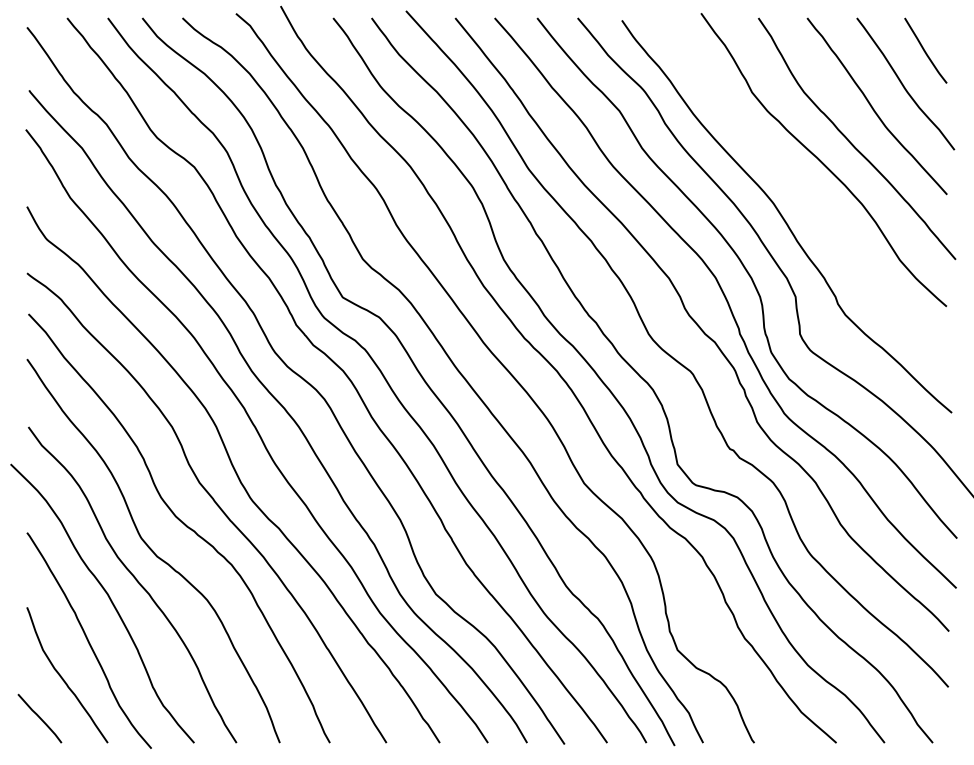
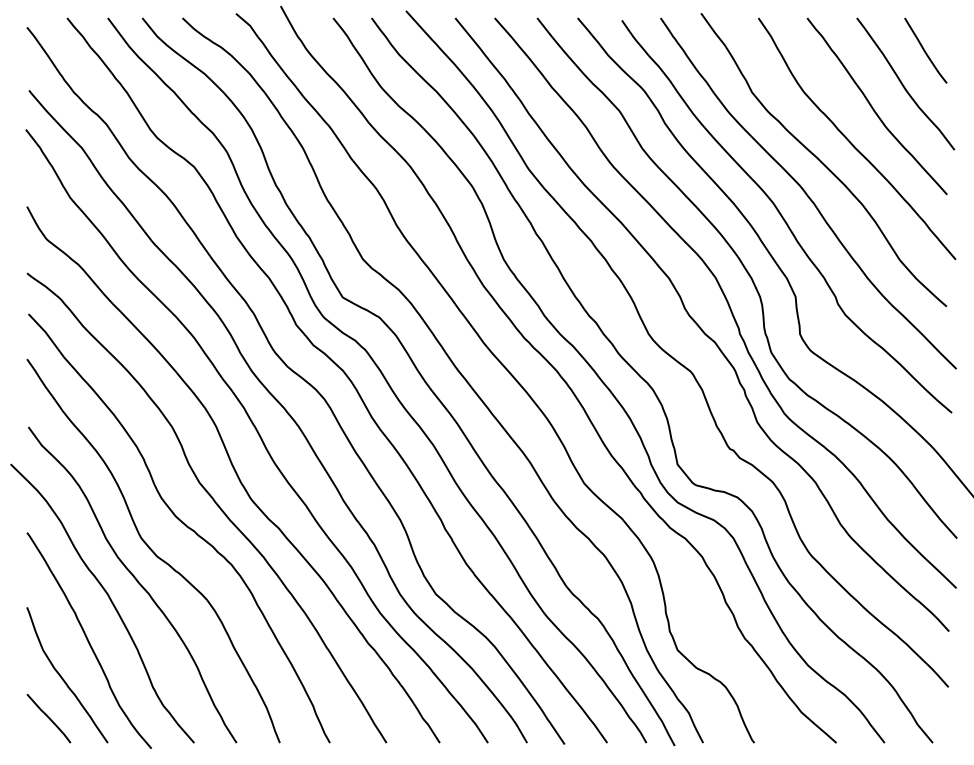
curve: none -> present (807, 193)
curve position: (39, 718) -> (48, 718) (48, 718)
